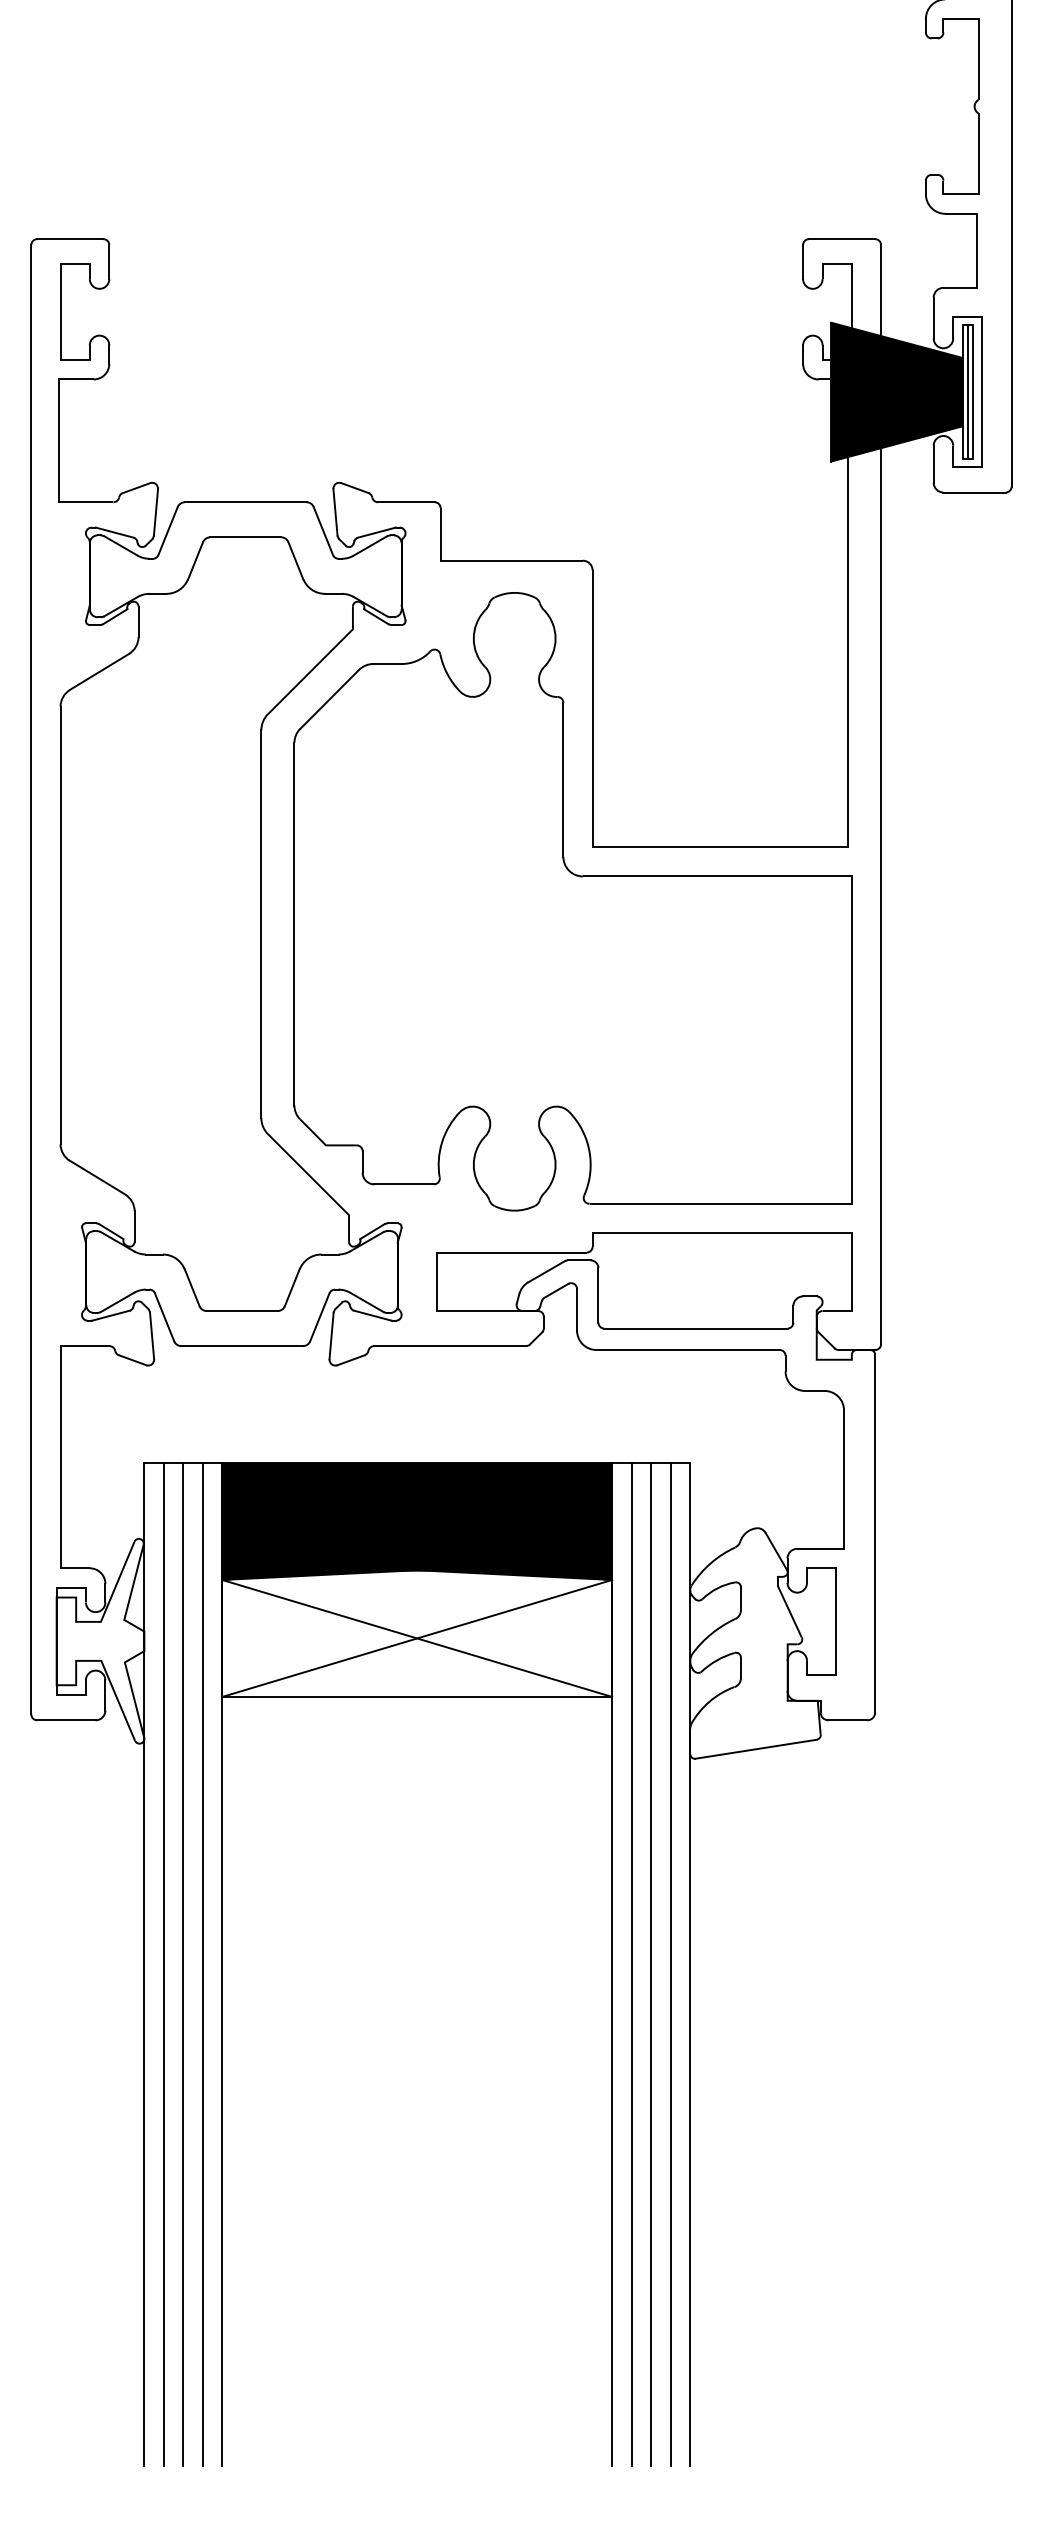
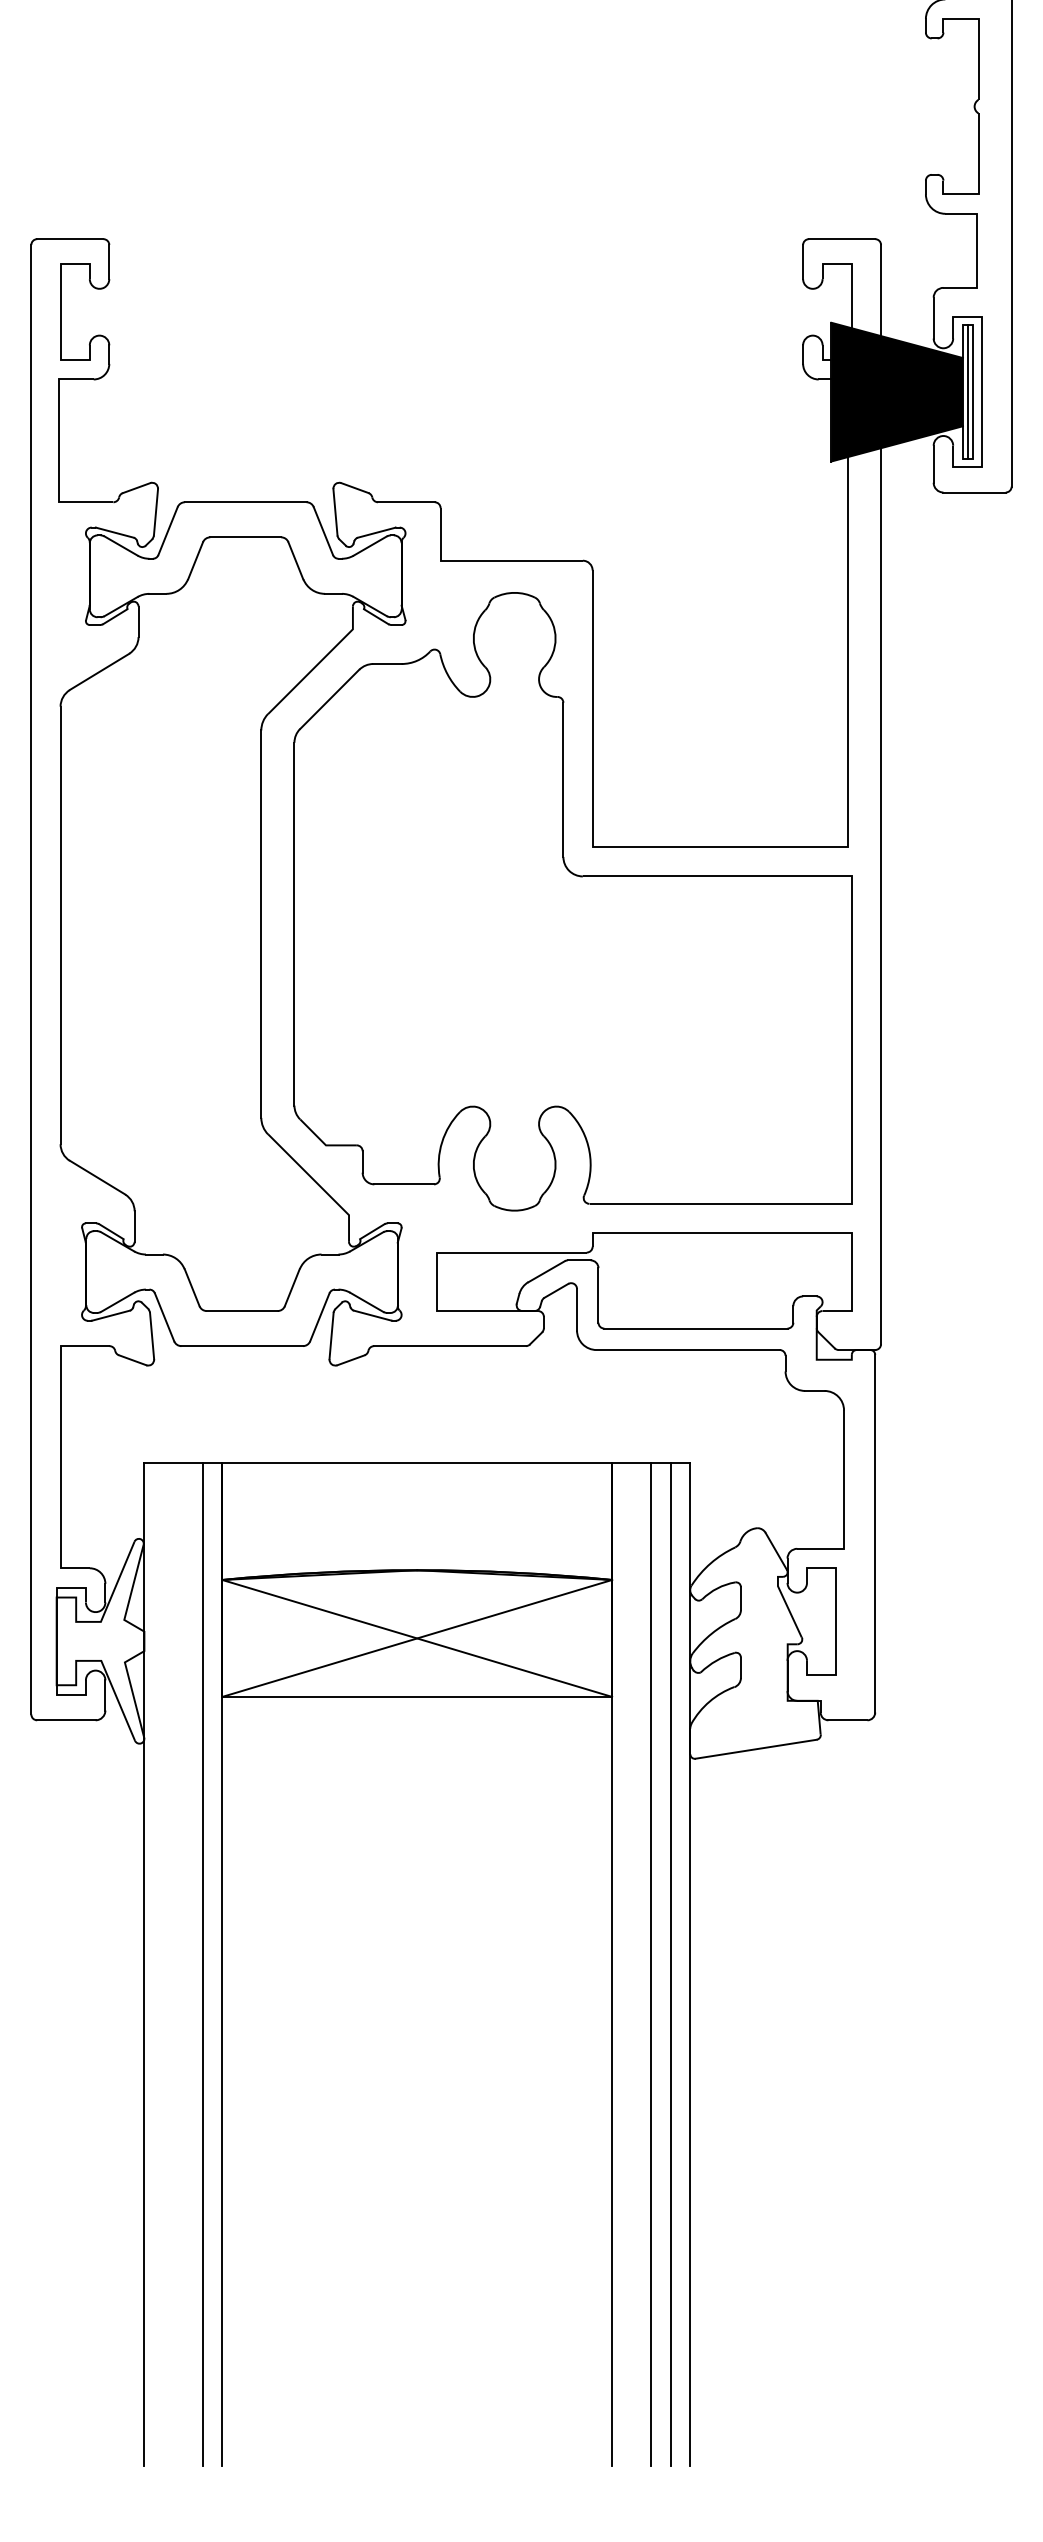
fill: present -> none (417, 1521)
line: present -> none (163, 1964)
line: present -> none (183, 1964)
line: present -> none (631, 1964)
